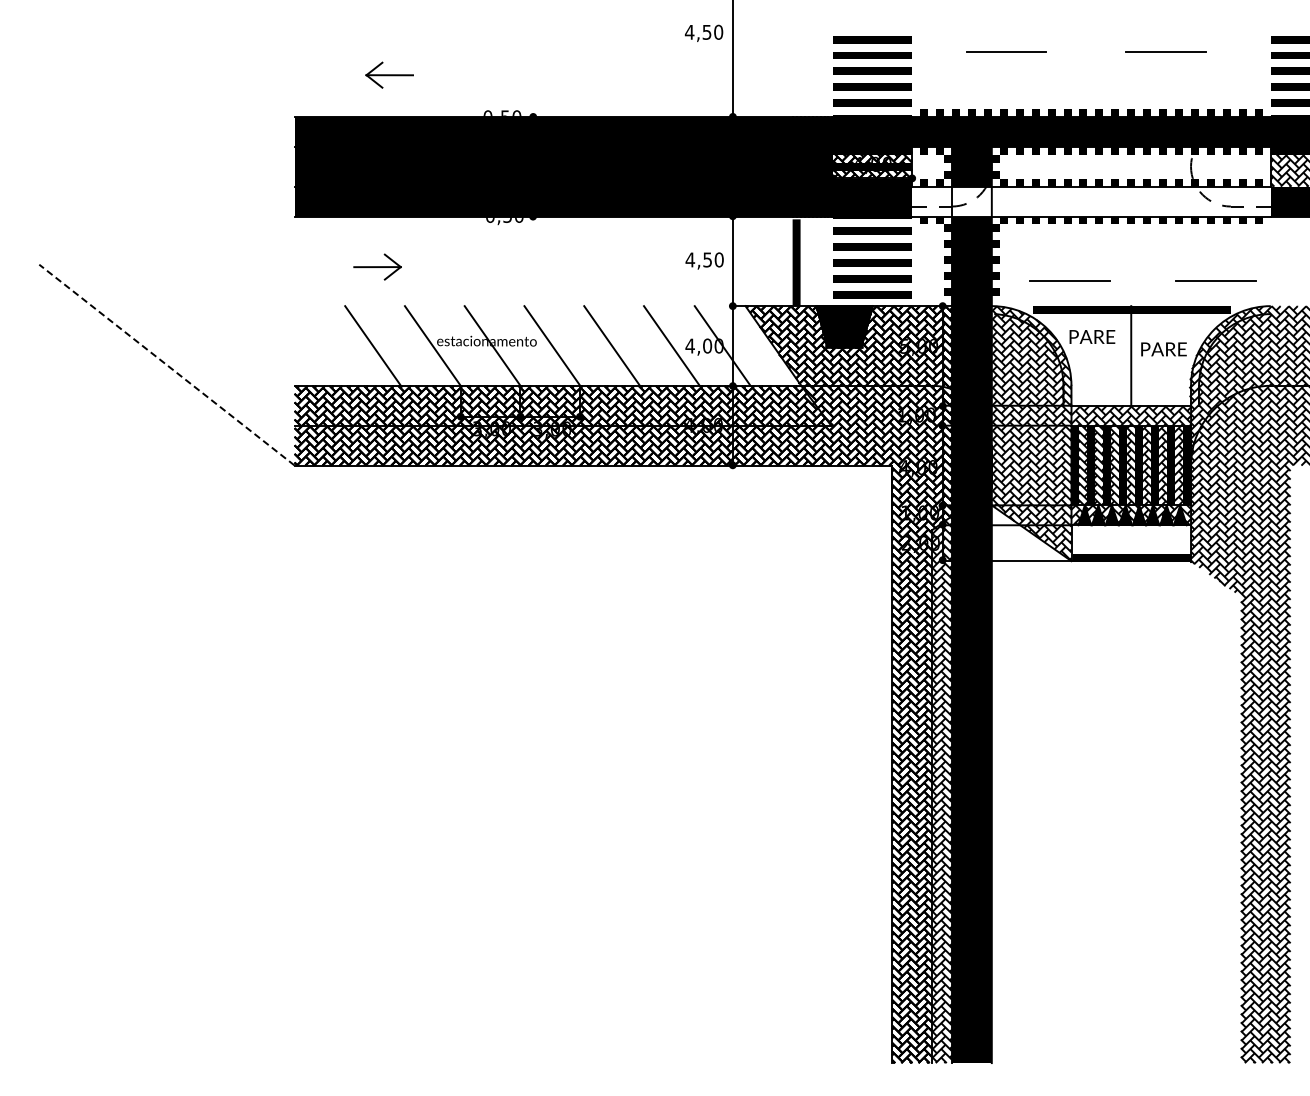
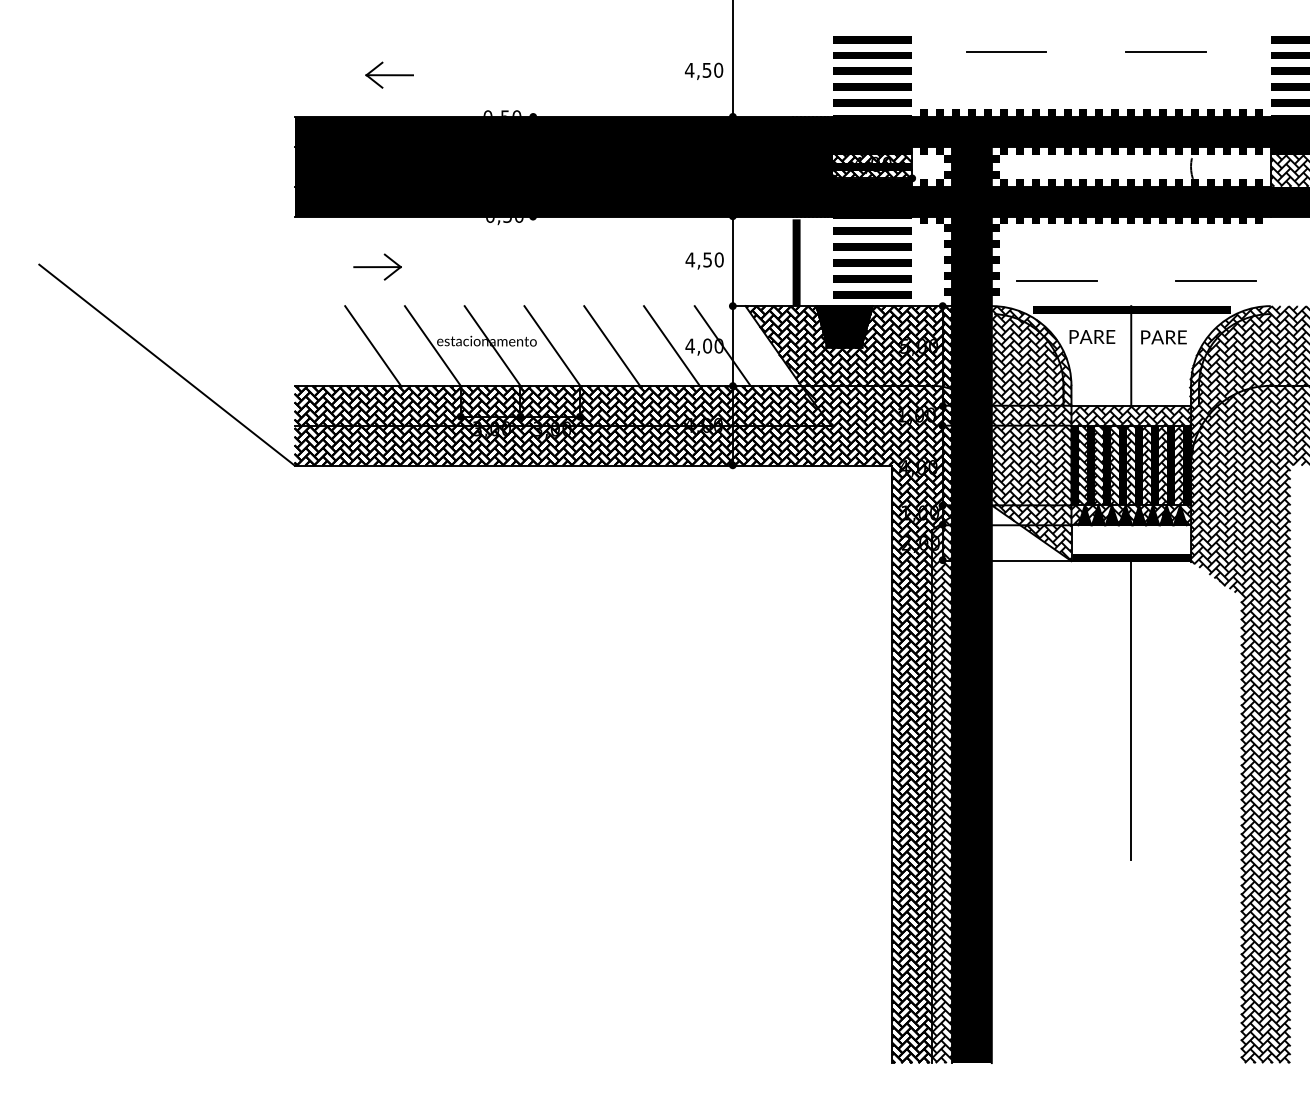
text position: (703, 32) -> (703, 70) (703, 70)
fill: none -> present (1091, 201)
line position: (1069, 280) -> (1056, 280) (1056, 280)
text position: (1163, 349) -> (1163, 337) (1163, 337)
line: dashed -> solid (166, 364)
line: none -> present (1131, 710)
